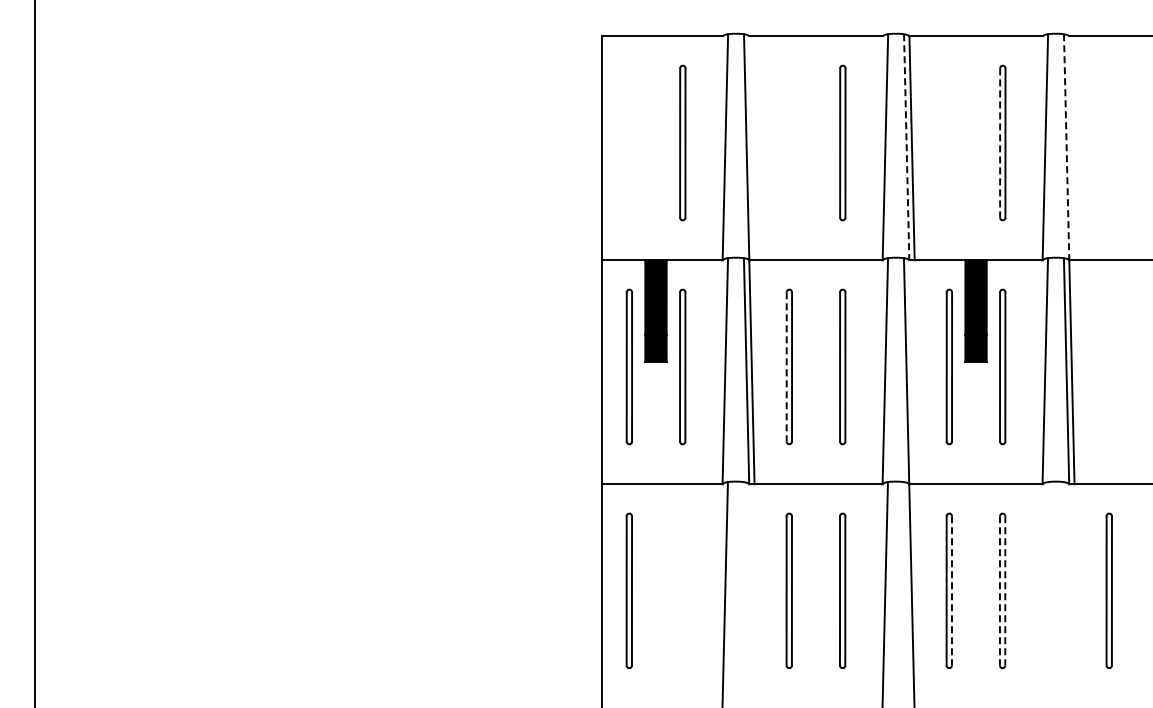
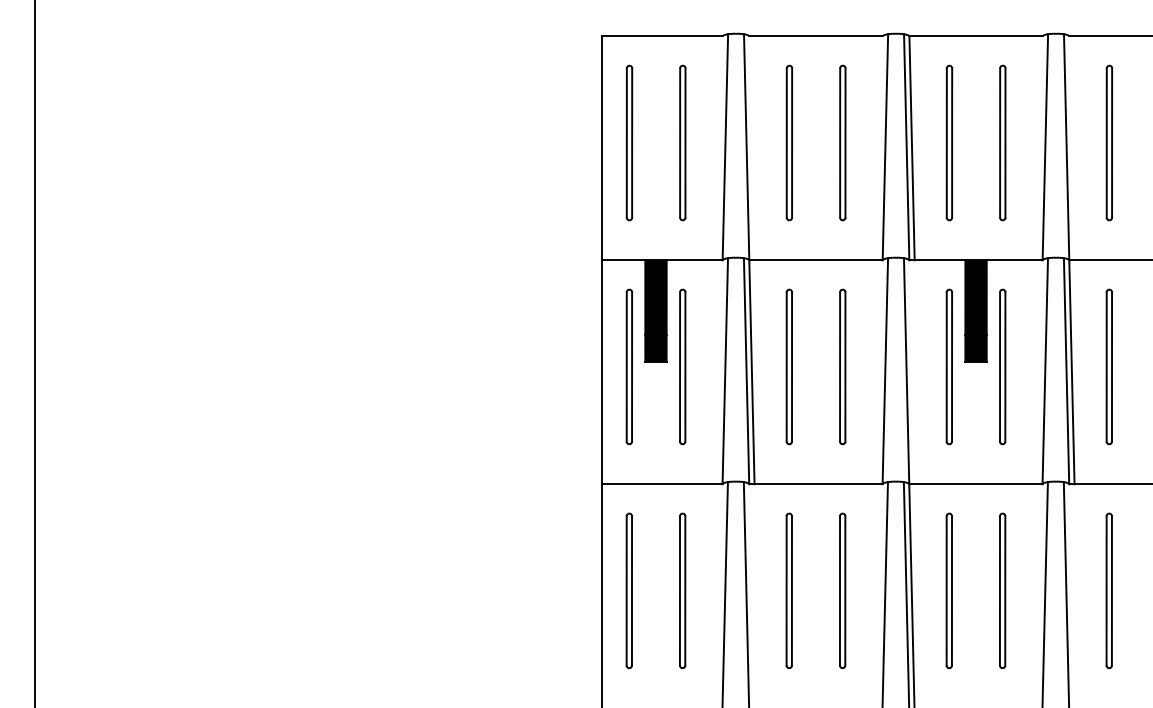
part: none -> present (629, 142)
part: none -> present (789, 142)
part: none -> present (949, 142)
part: none -> present (1109, 142)
line: dashed -> solid (1000, 143)
line: dashed -> solid (906, 147)
line: dashed -> solid (1066, 147)
line: dashed -> solid (786, 366)
part: none -> present (1108, 366)
part: none -> present (682, 590)
line: dashed -> solid (951, 590)
line: dashed -> solid (999, 590)
line: dashed -> solid (1005, 590)
line: none -> present (746, 593)
line: none -> present (906, 593)
line: none -> present (1044, 593)
line: none -> present (1066, 593)
